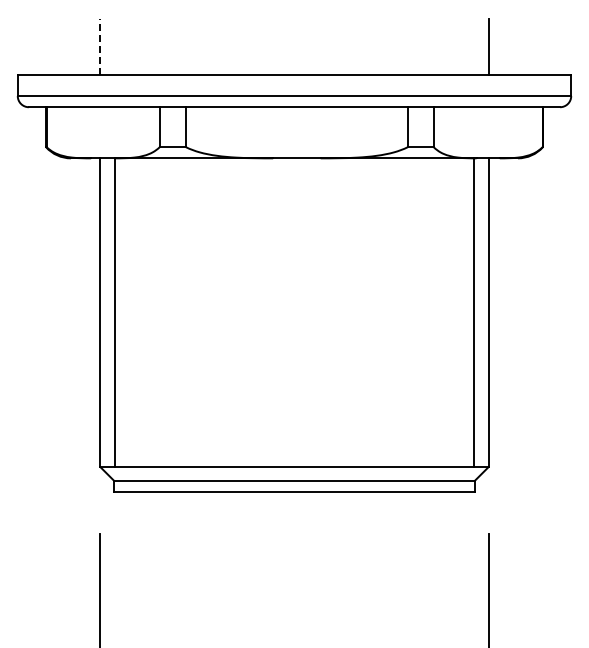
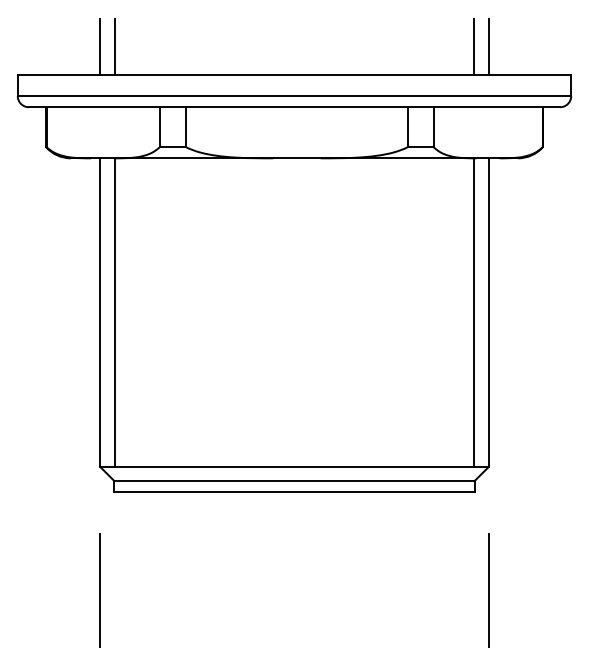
line: dashed -> solid (100, 47)
line: none -> present (114, 47)
line: none -> present (474, 47)
